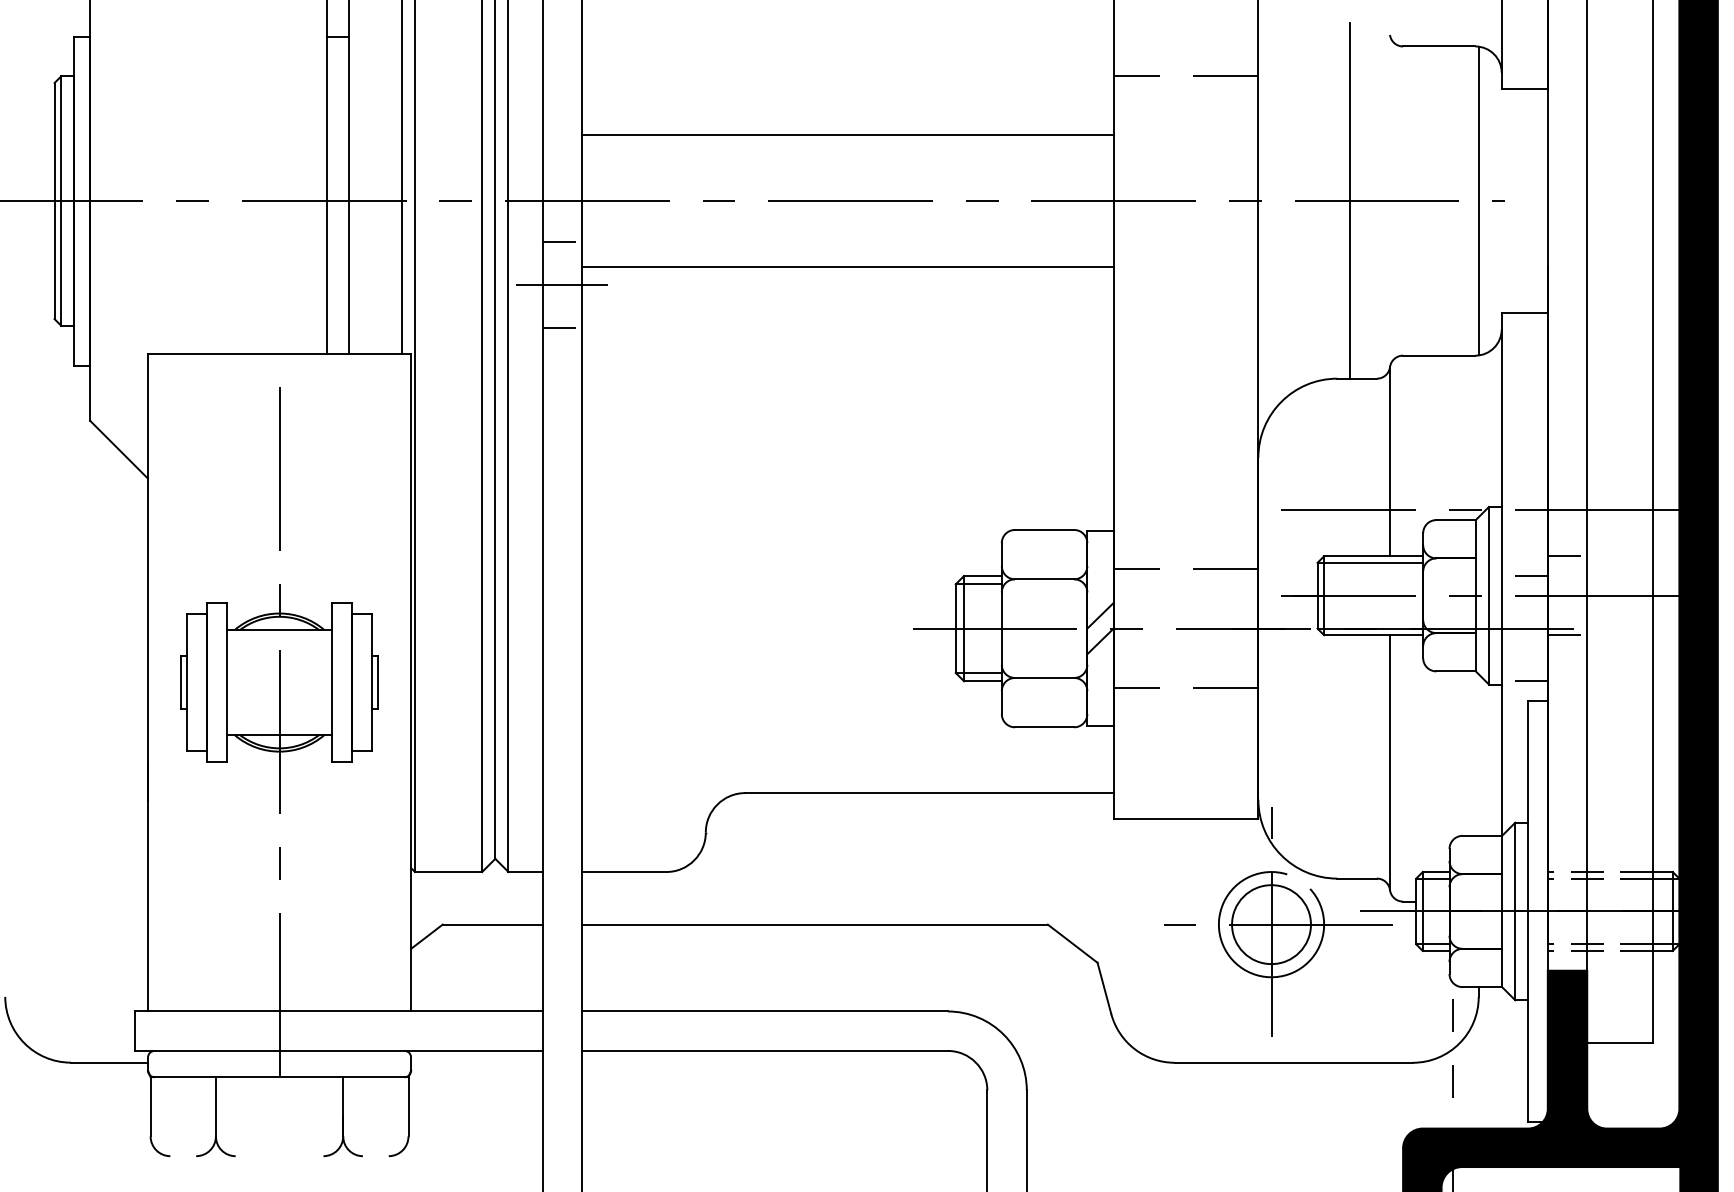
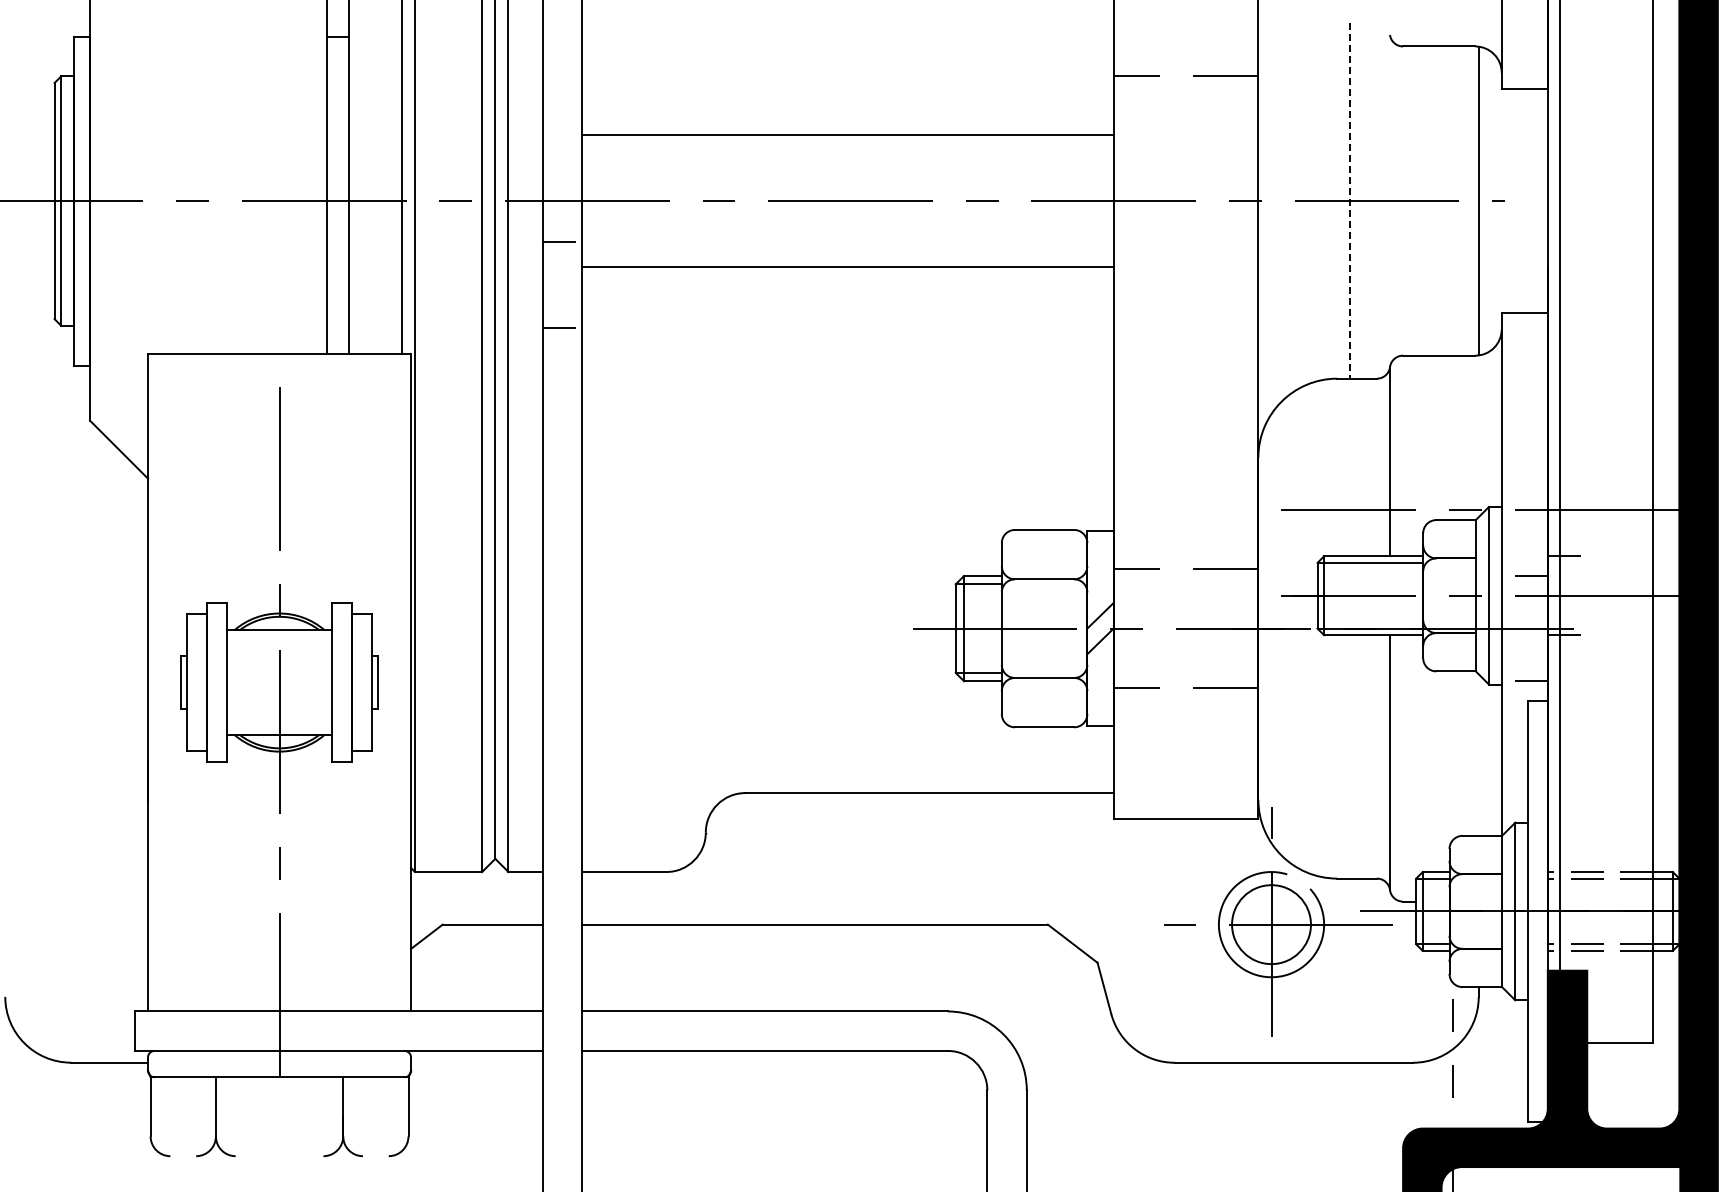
line: solid -> dashed (1350, 201)
line: present -> none (562, 284)
line position: (1587, 486) -> (1560, 486) (1560, 486)
